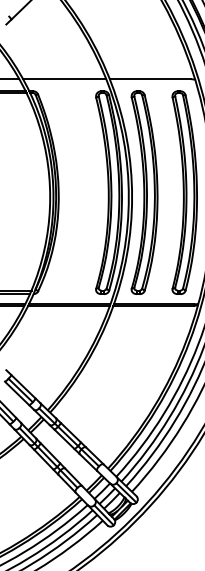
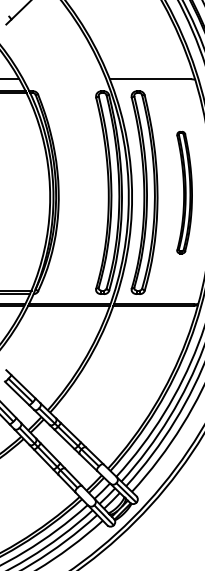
line: present -> none (64, 79)
part size: 27x205 px -> 17x125 px (184, 192)
